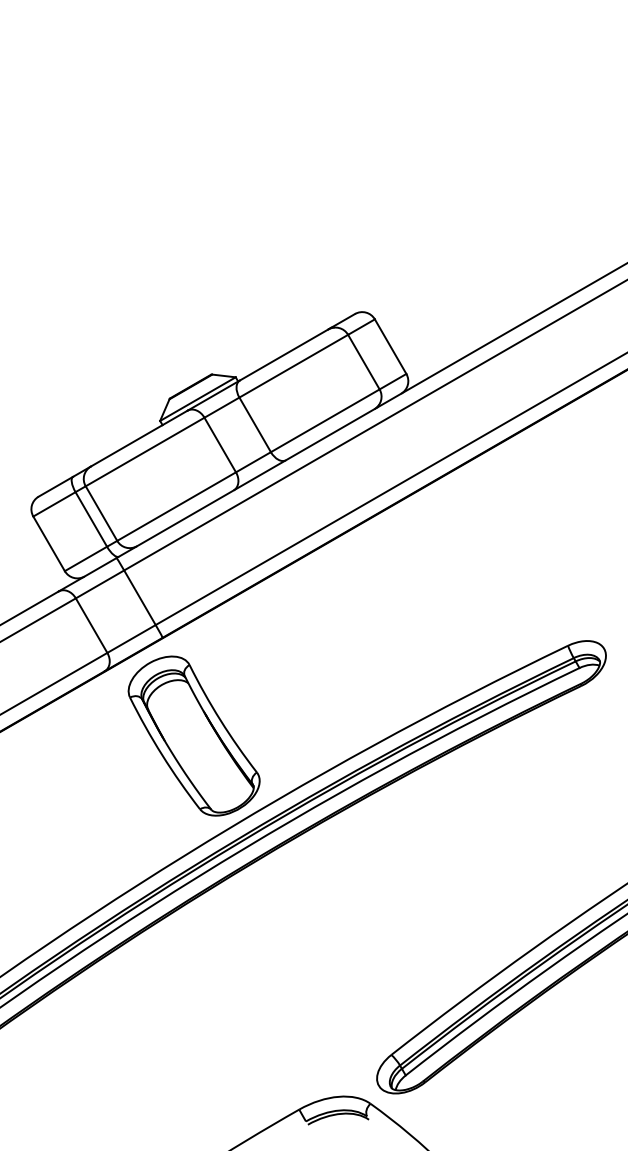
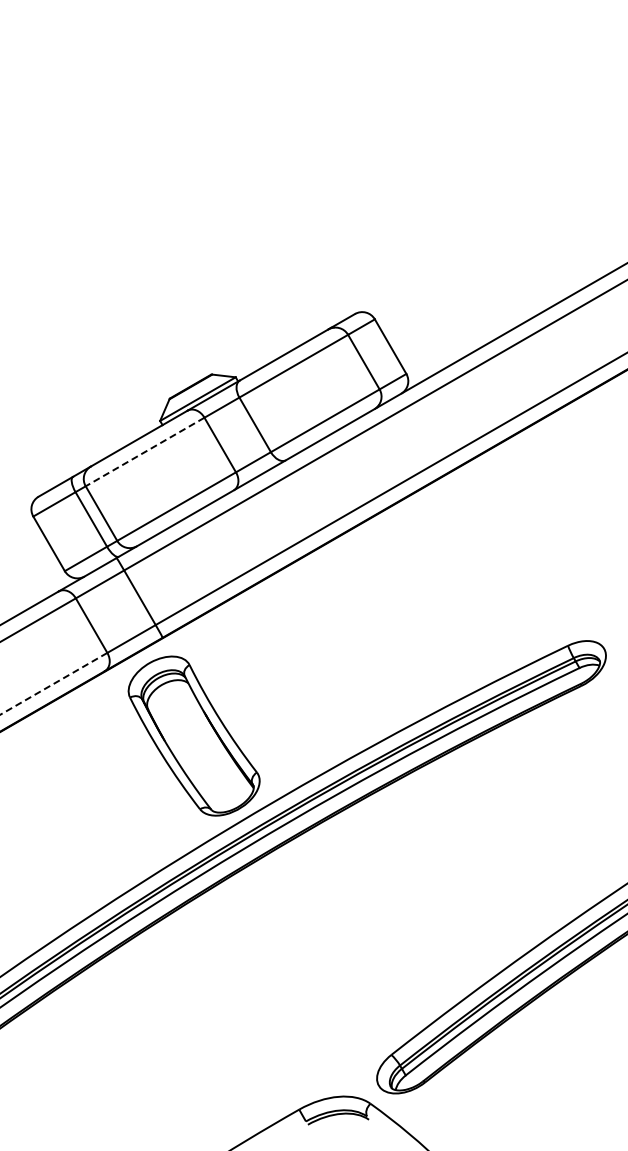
line: solid -> dashed (145, 452)
line: solid -> dashed (53, 683)
